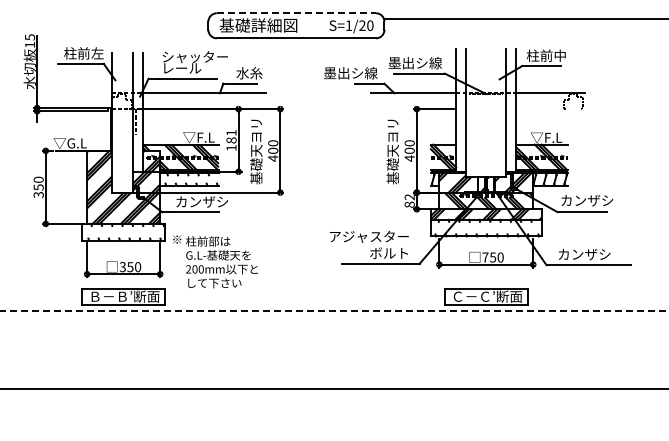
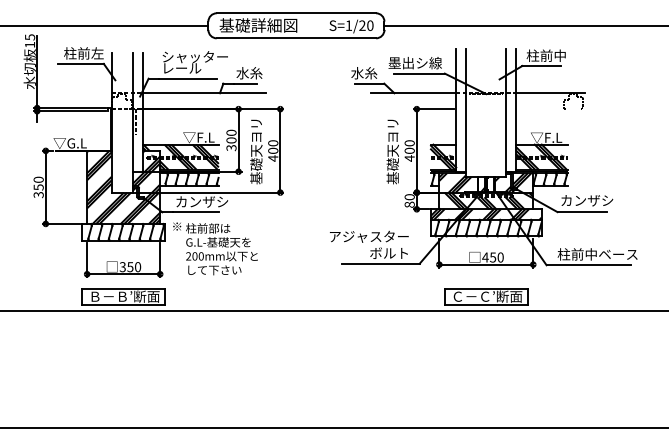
line: dashed -> solid (296, 13)
line position: (524, 18) -> (524, 25) (524, 25)
line: none -> present (105, 25)
text: 墨出シ線 -> 水糸 (350, 73)
text: 181 -> 300 (231, 140)
hatch: none -> present (191, 179)
text: 82 -> 80 (409, 197)
hatch: none -> present (487, 227)
hatch: none -> present (122, 231)
text: カンザシ -> 柱前中ベース (597, 254)
text: 750 -> 450 (485, 257)
text position: (215, 261) -> (215, 248) (215, 248)
line: dashed -> solid (334, 310)
line position: (333, 388) -> (333, 427) (333, 427)
